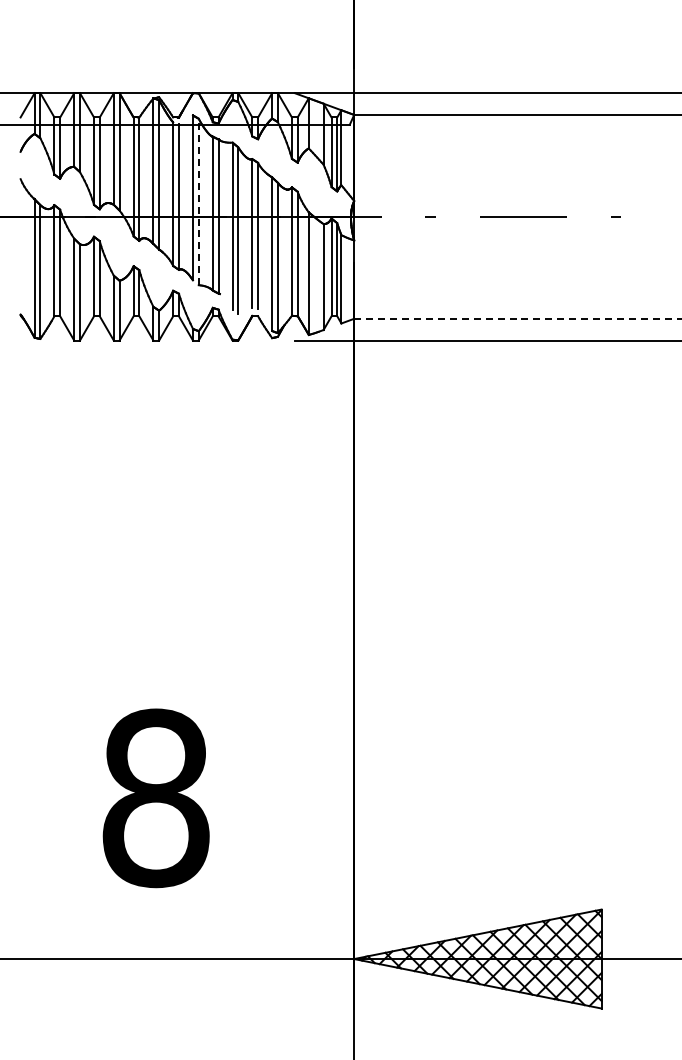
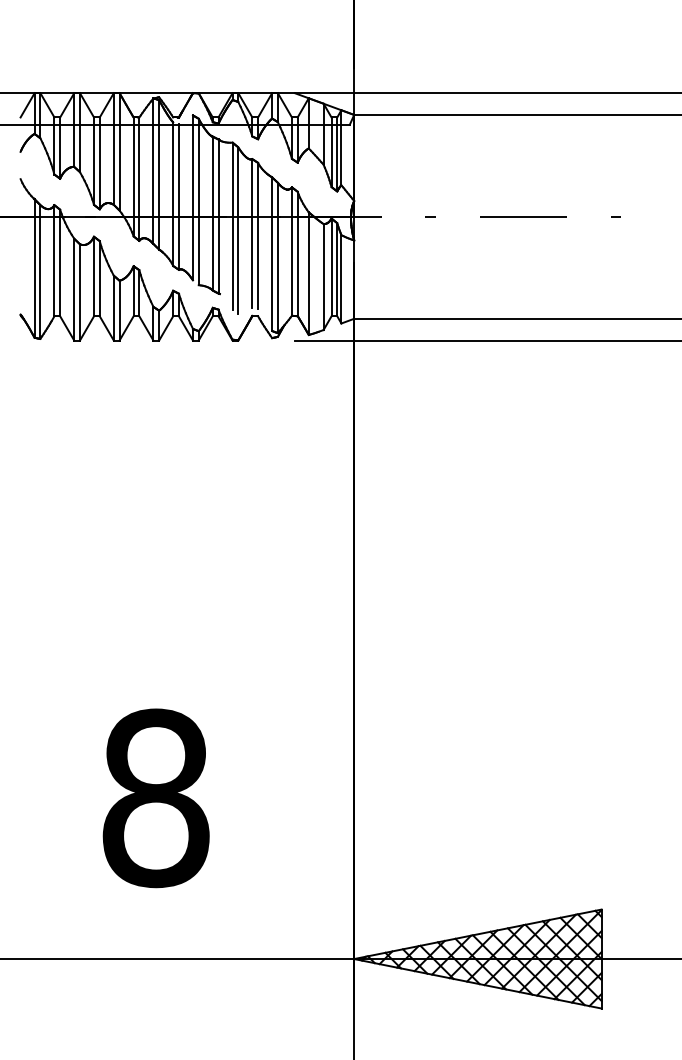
line: dashed -> solid (198, 201)
line: dashed -> solid (518, 318)
